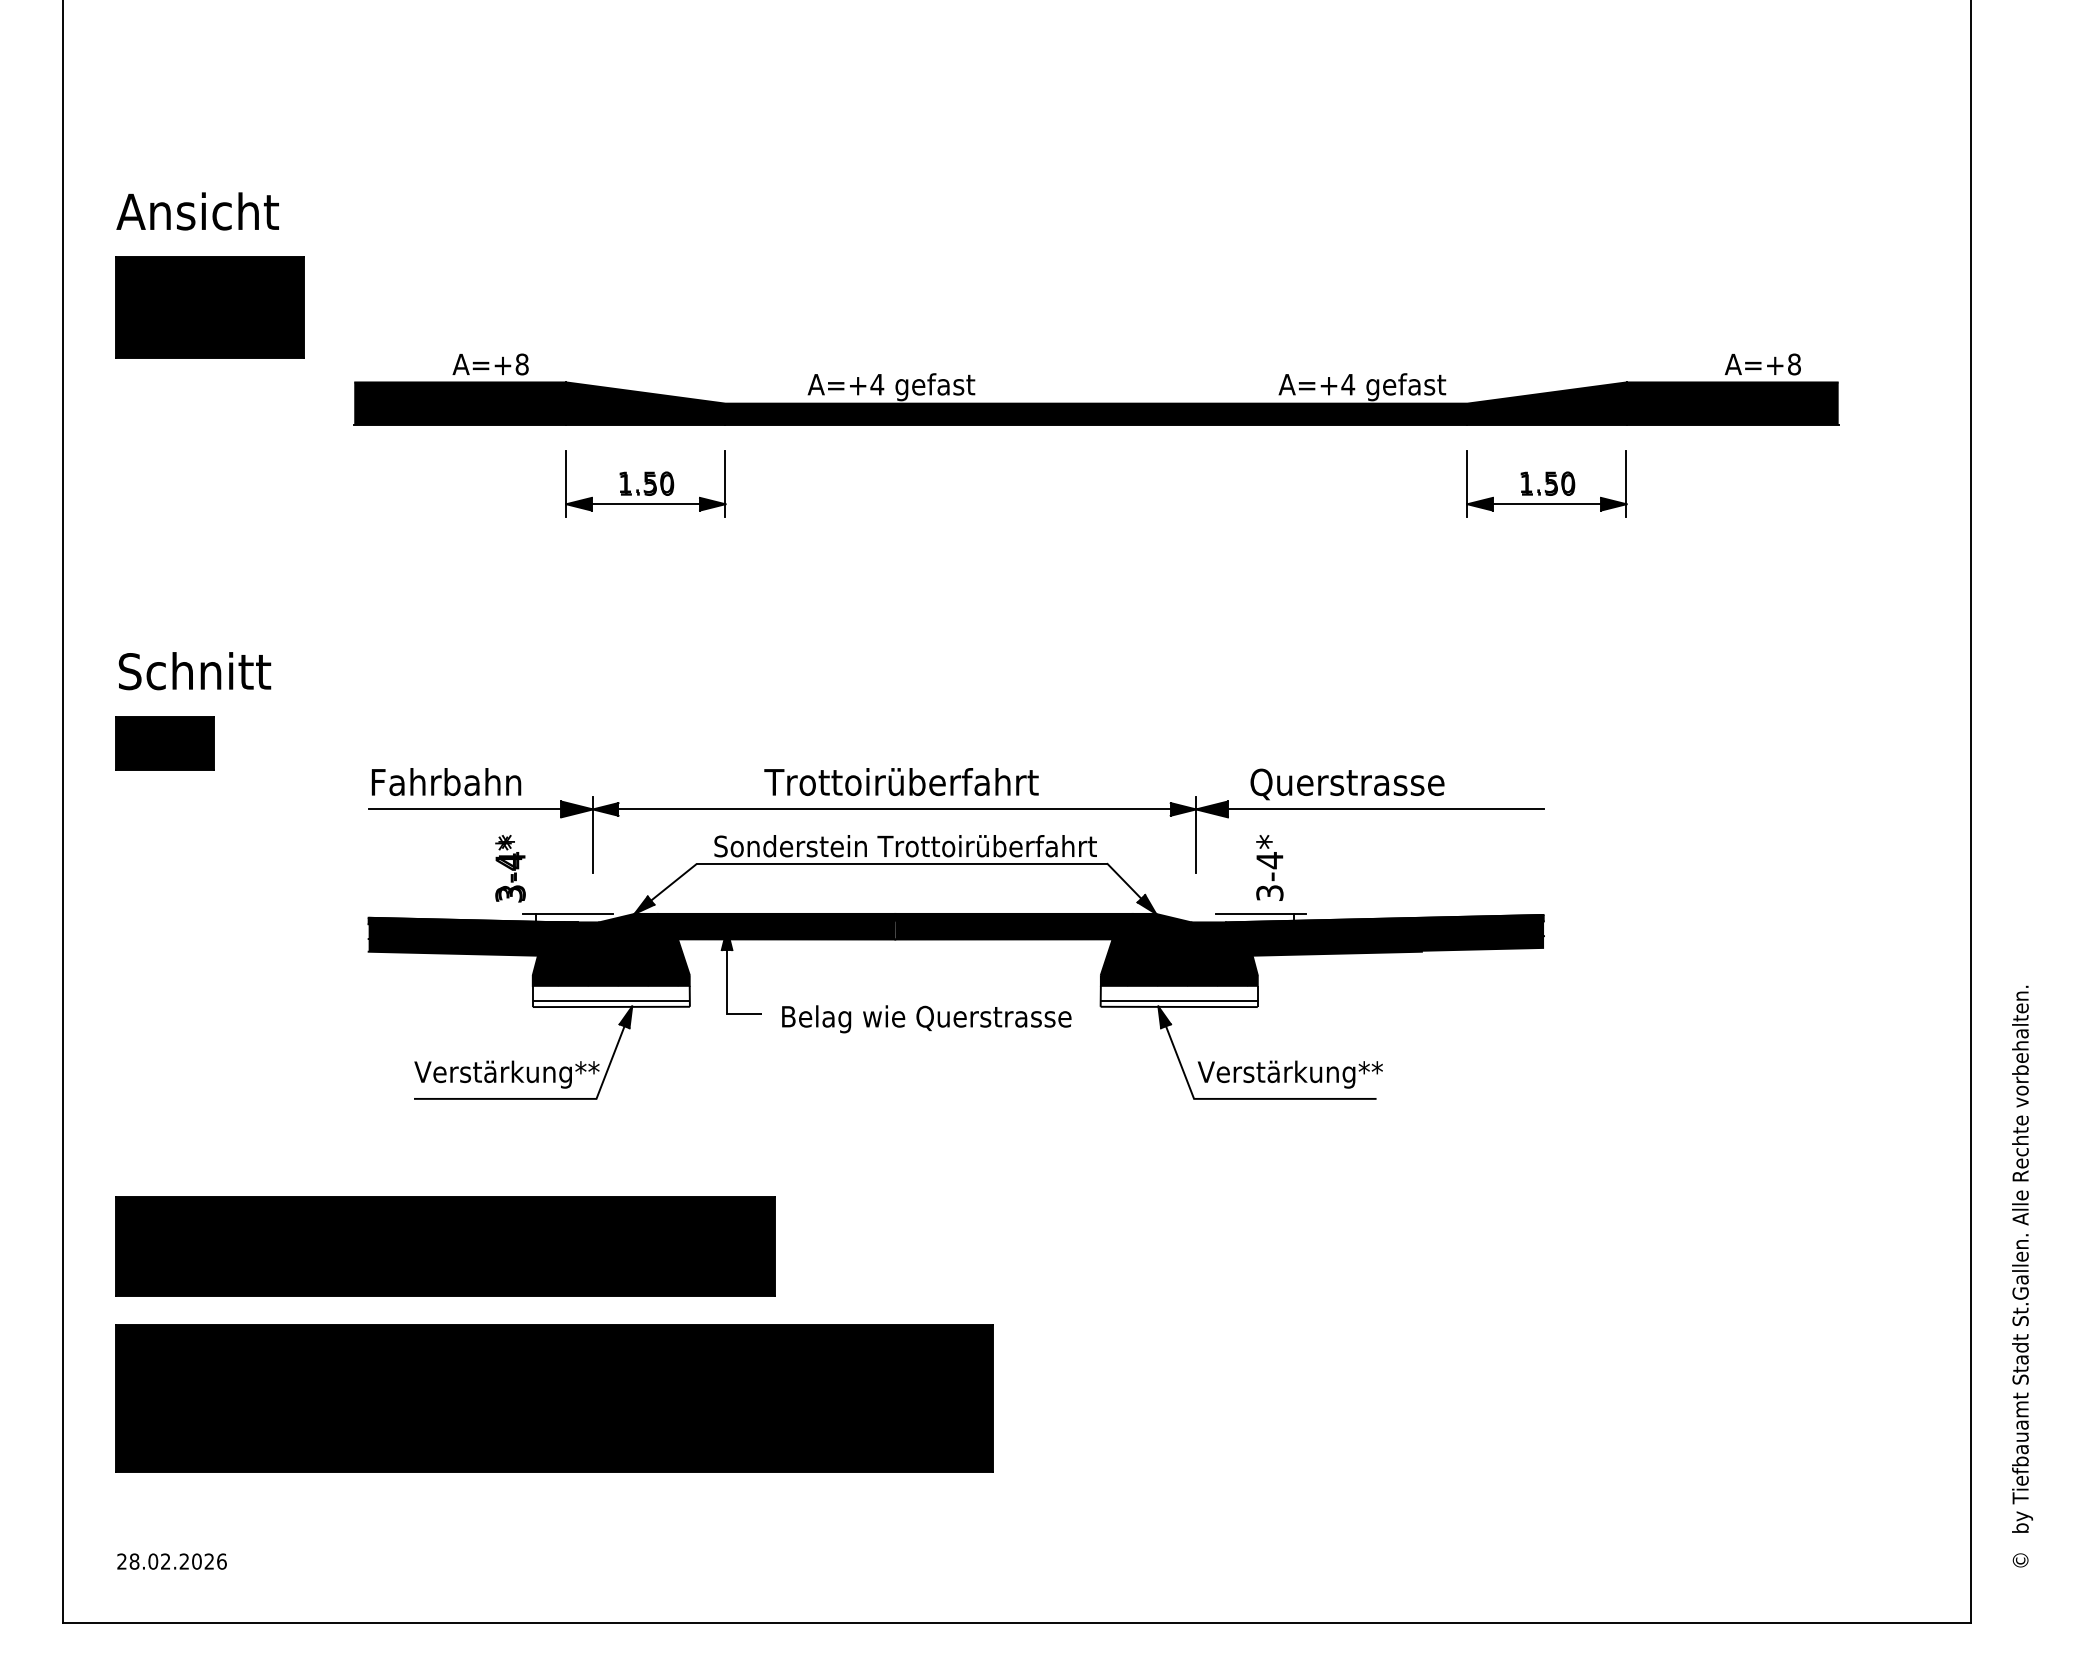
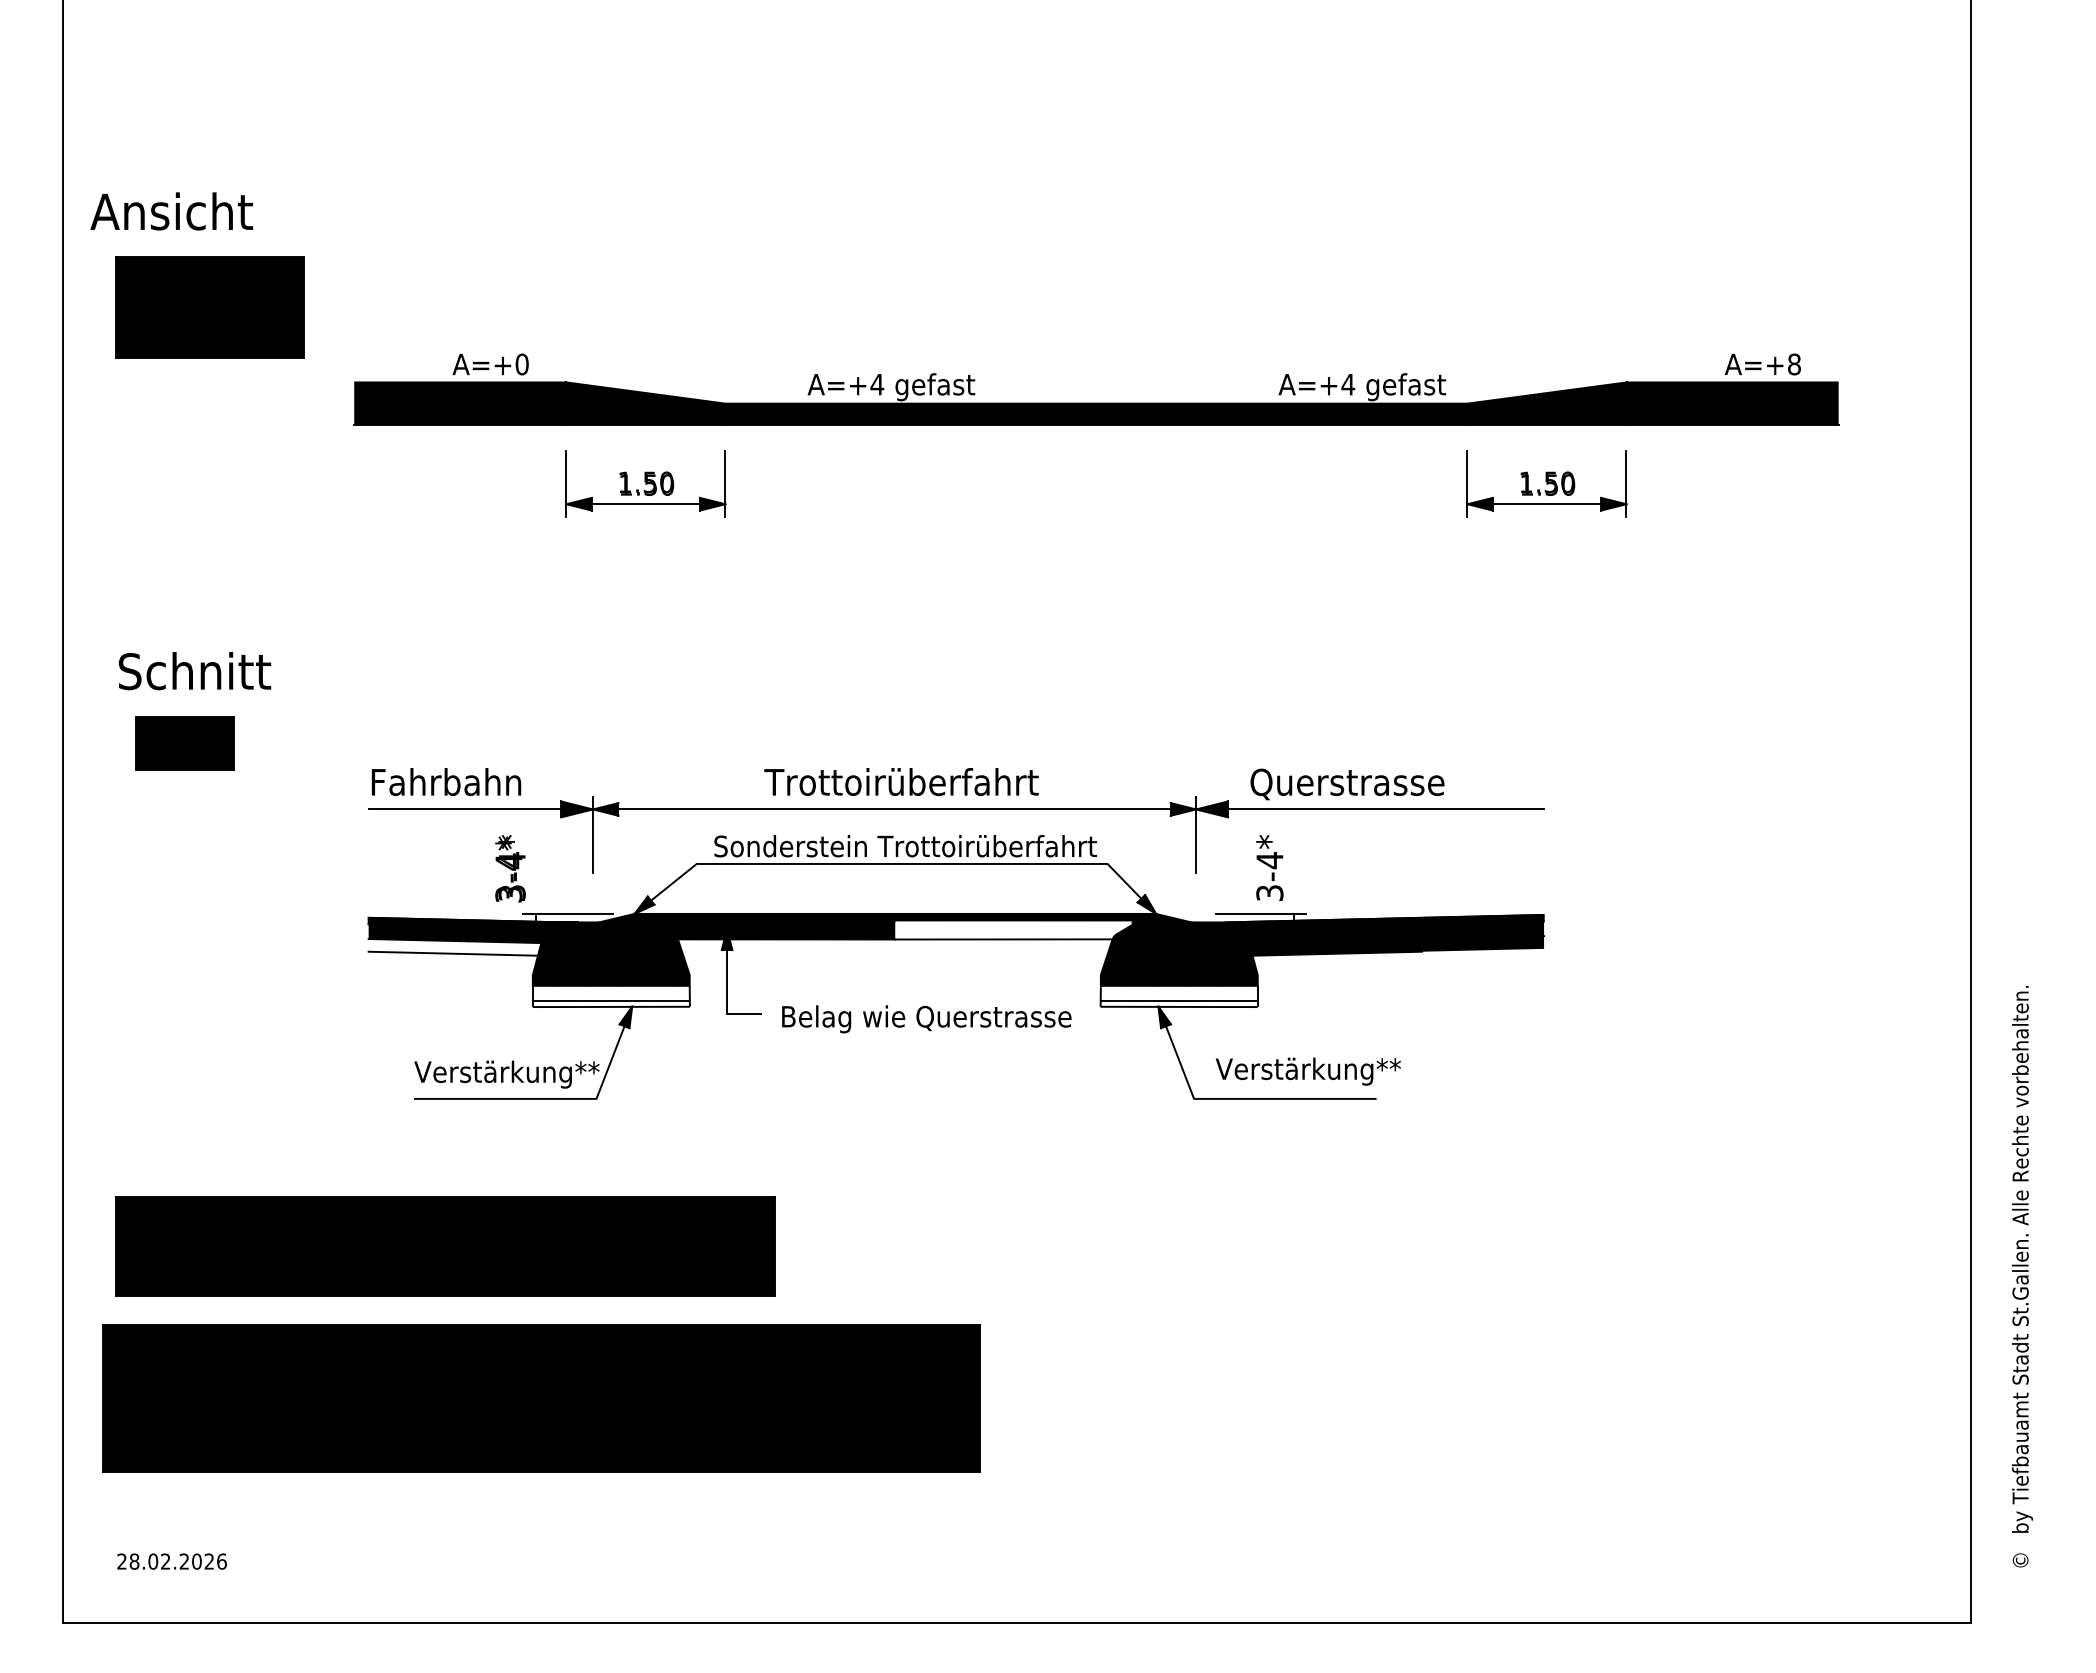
text position: (197, 211) -> (171, 211) (171, 211)
text: A=+8 -> A=+0 (521, 364)
part position: (164, 743) -> (184, 743) (184, 743)
fill: present -> none (1013, 929)
fill: present -> none (454, 947)
text position: (1289, 1074) -> (1307, 1071) (1307, 1071)
part position: (554, 1398) -> (541, 1398) (541, 1398)
